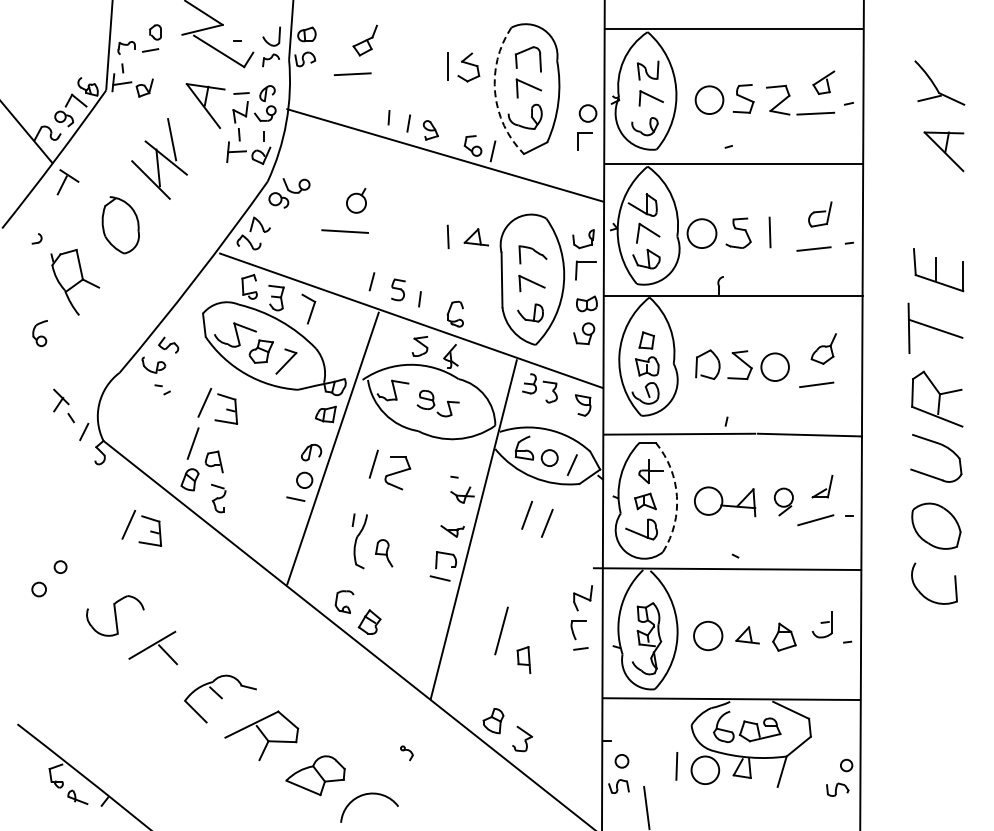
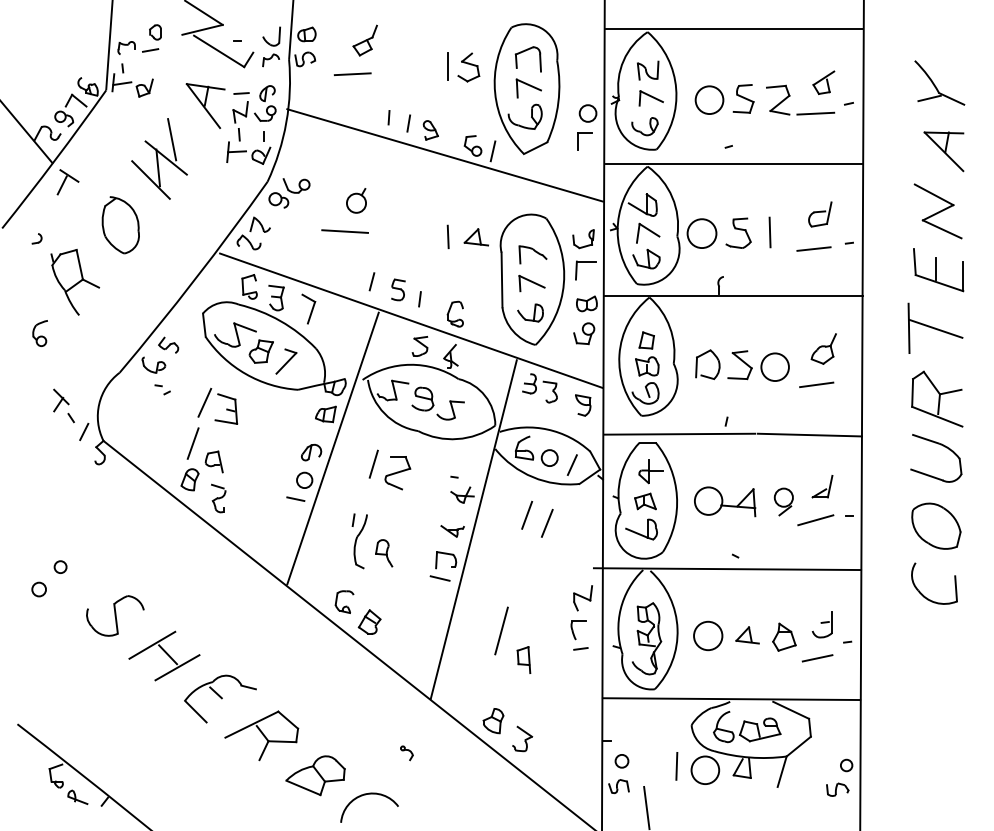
arc: dashed -> solid (495, 93)
part: none -> present (937, 211)
part size: 44x28 px -> 54x35 px (437, 403)
arc: dashed -> solid (676, 496)
part: present -> none (150, 530)
line: none -> present (817, 658)
line: none -> present (177, 667)
